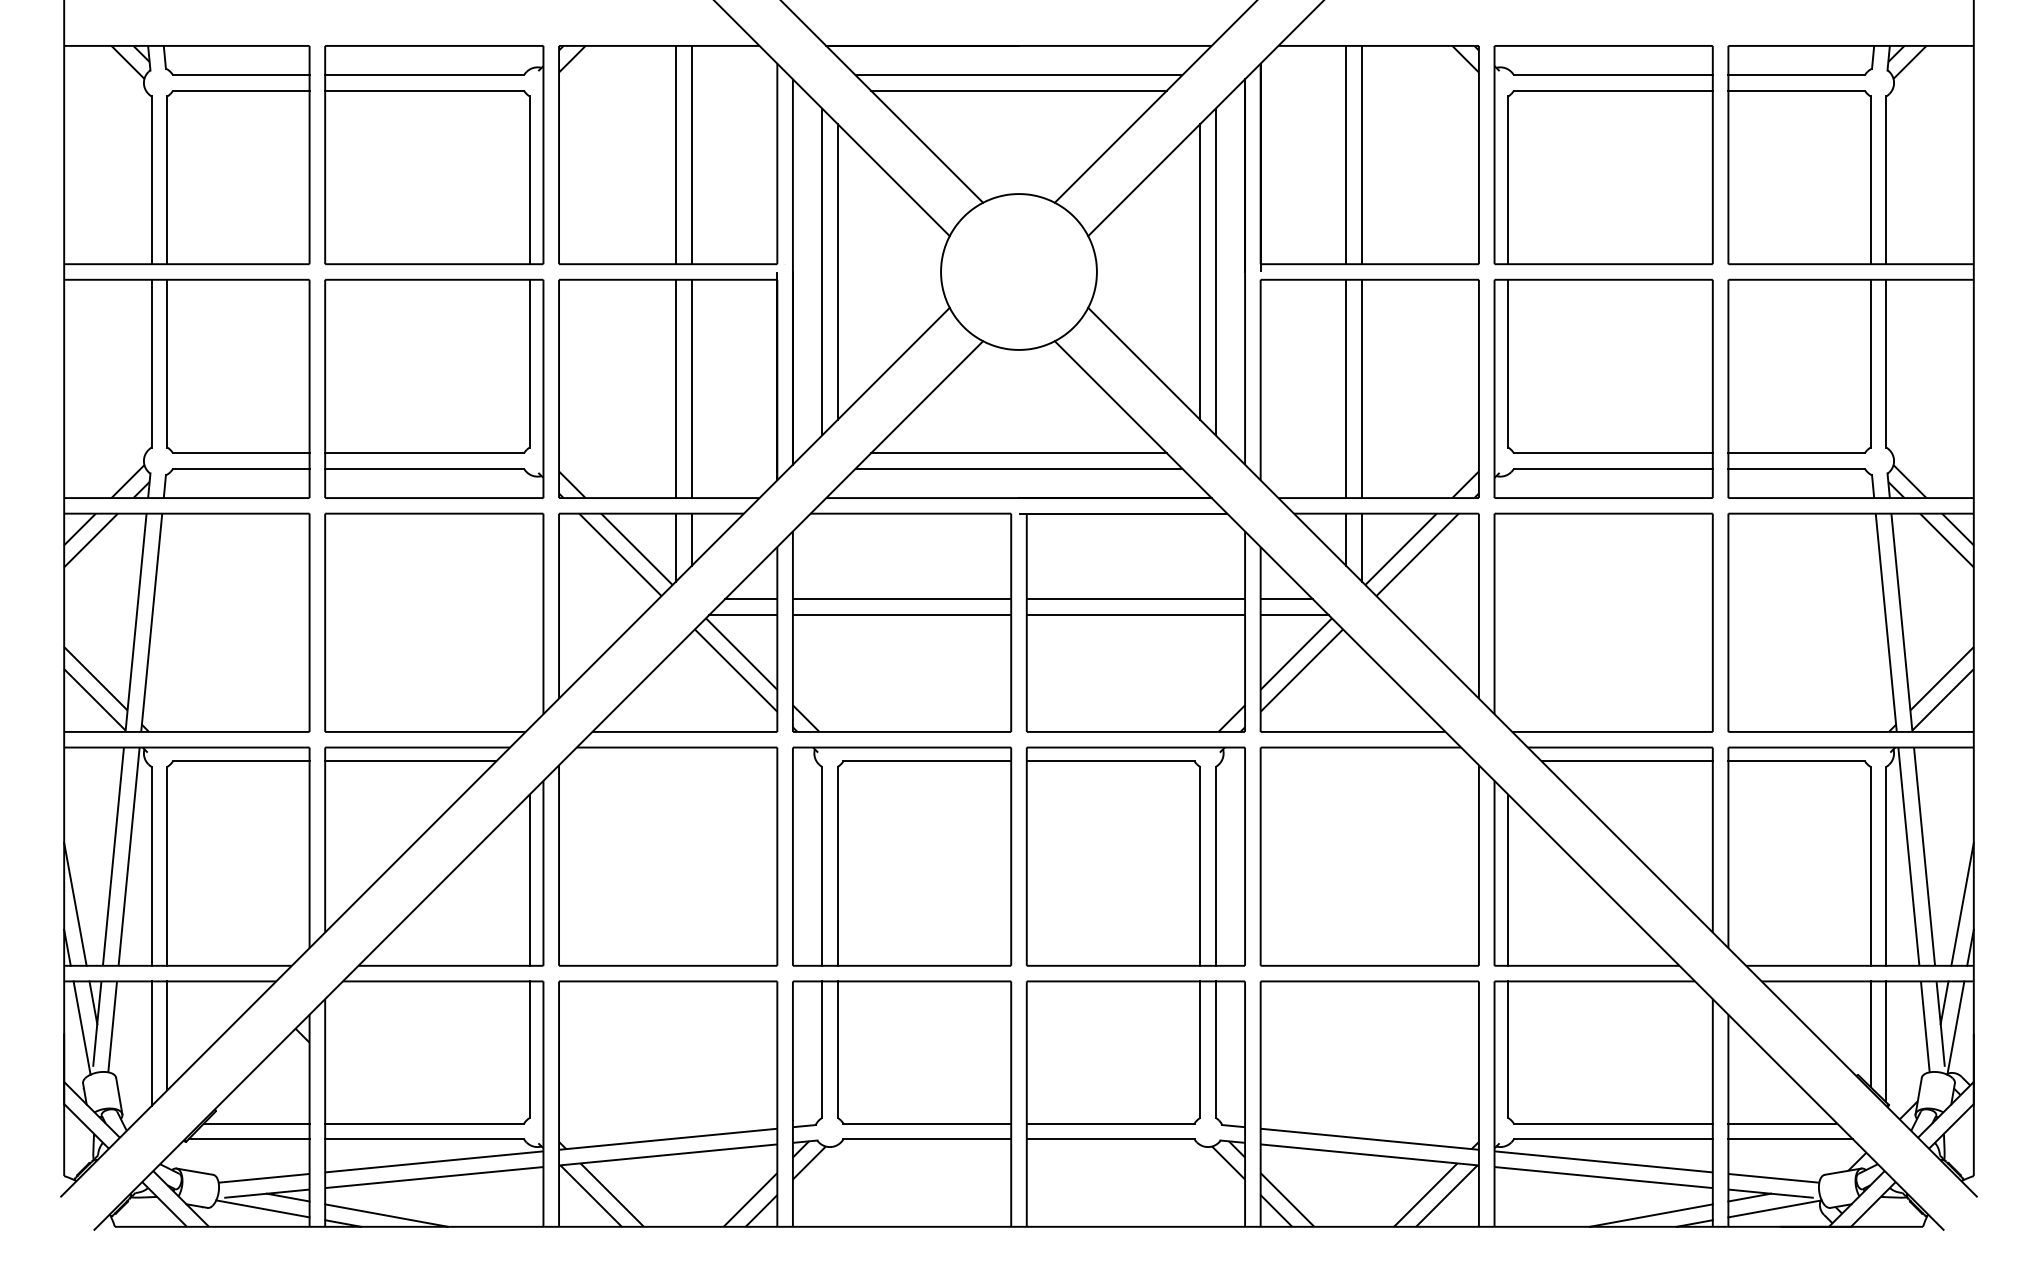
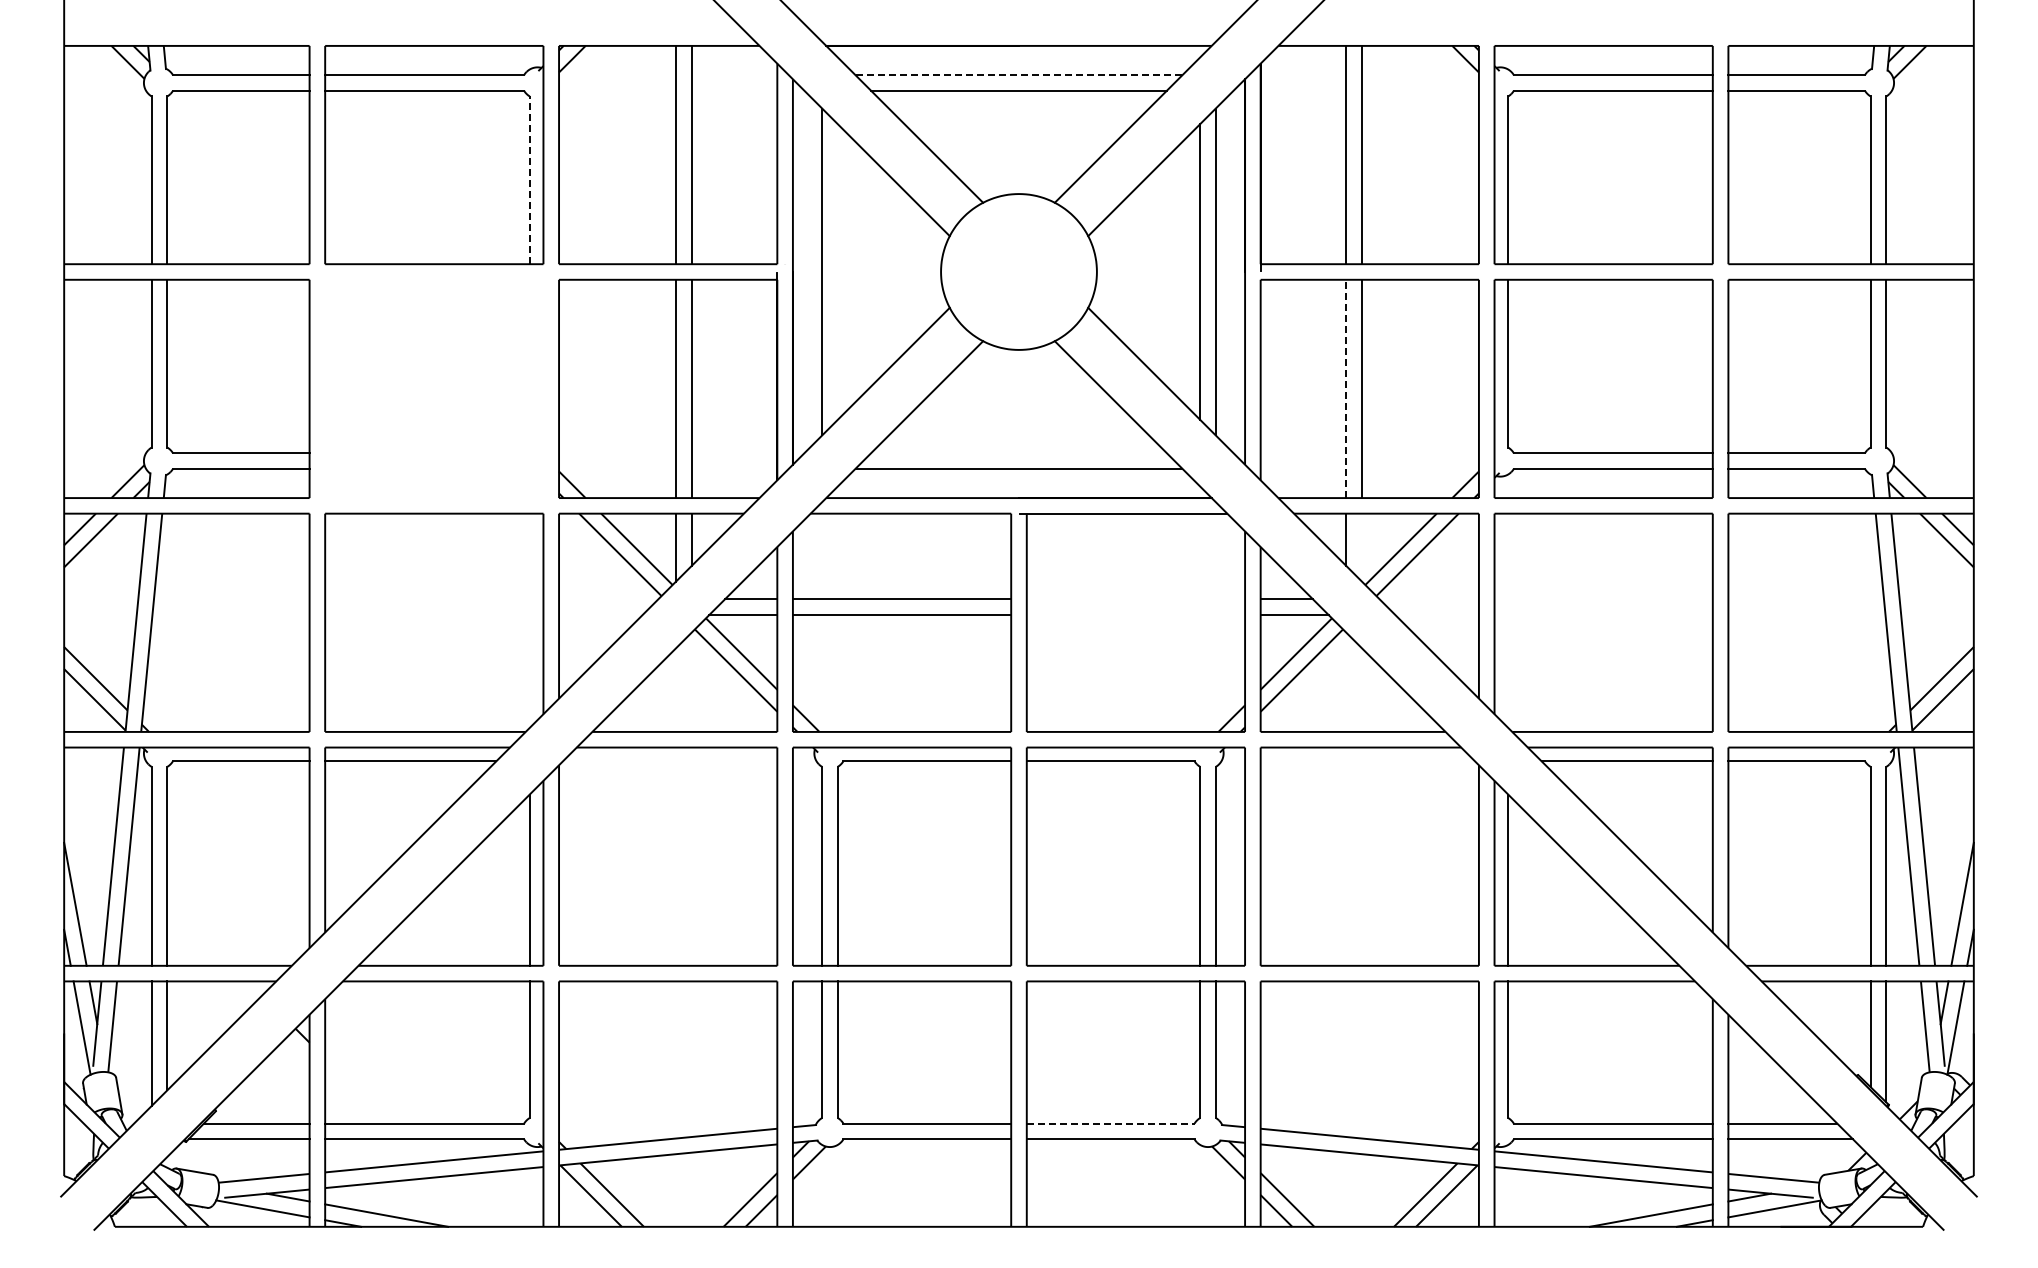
line: solid -> dashed (1018, 75)
line: solid -> dashed (529, 180)
line: present -> none (837, 271)
part: present -> none (434, 388)
line: solid -> dashed (1346, 388)
line: present -> none (1018, 453)
line: present -> none (1362, 547)
line: present -> none (1135, 599)
line: present -> none (1135, 615)
line: solid -> dashed (1110, 1123)
